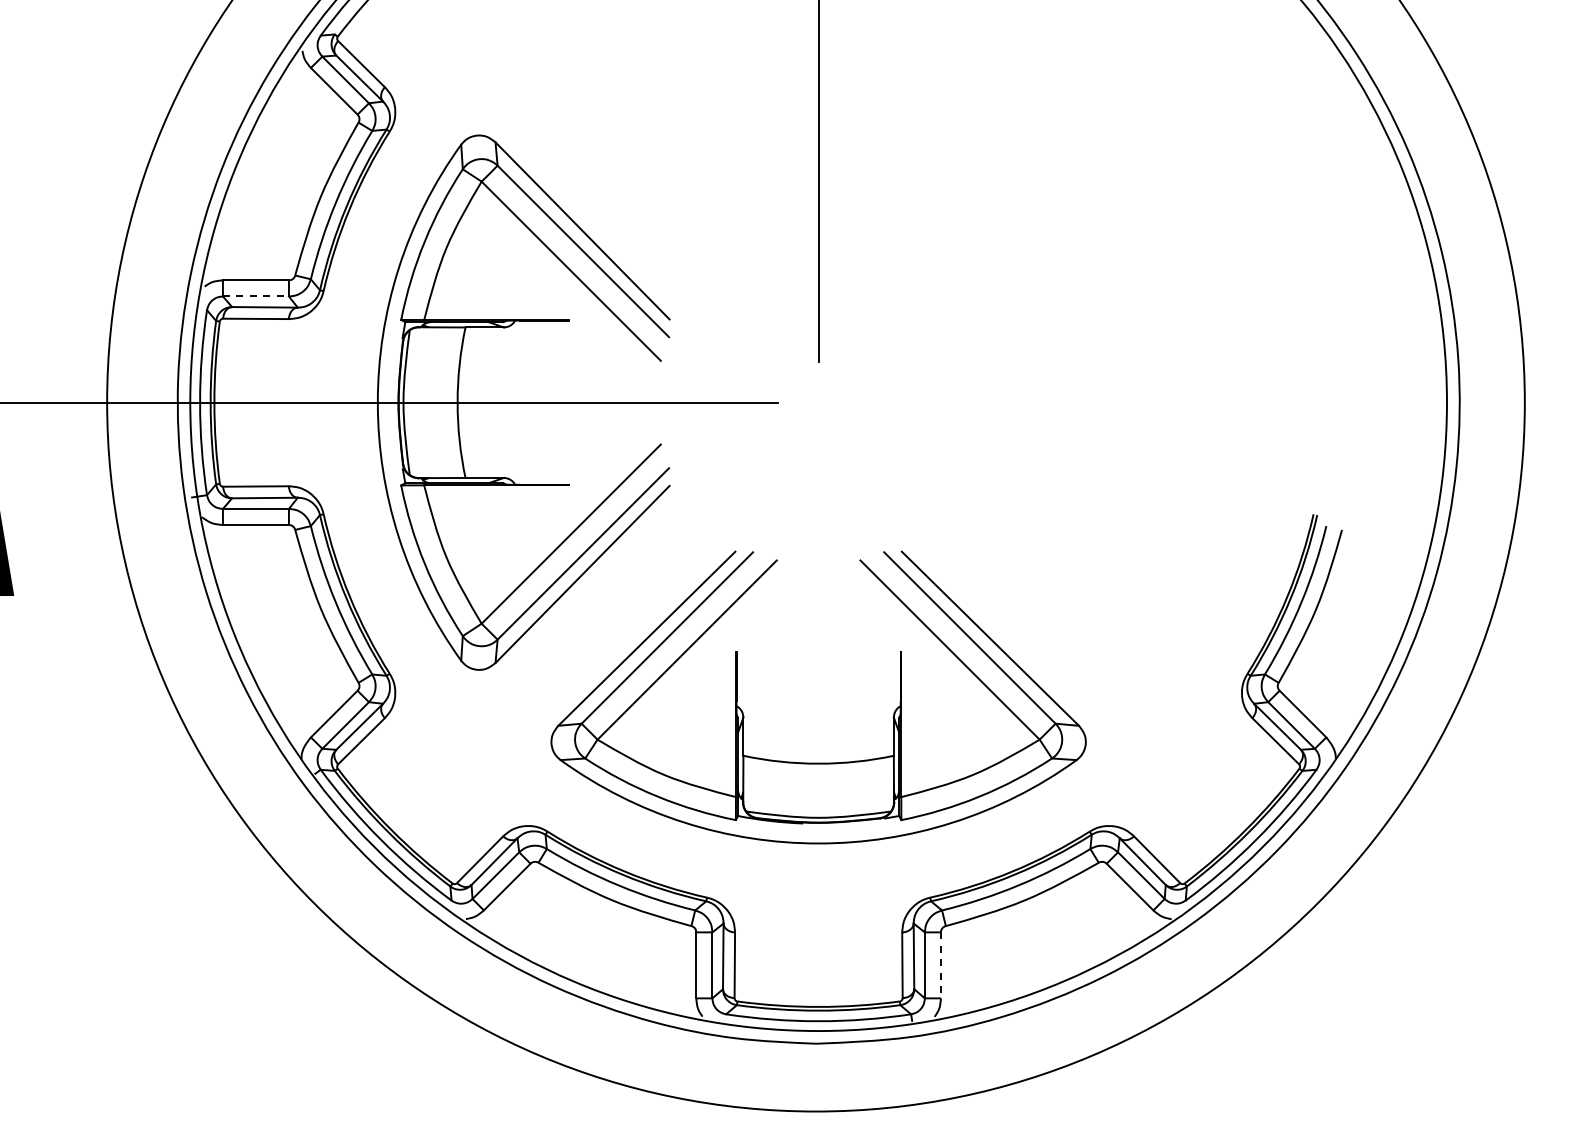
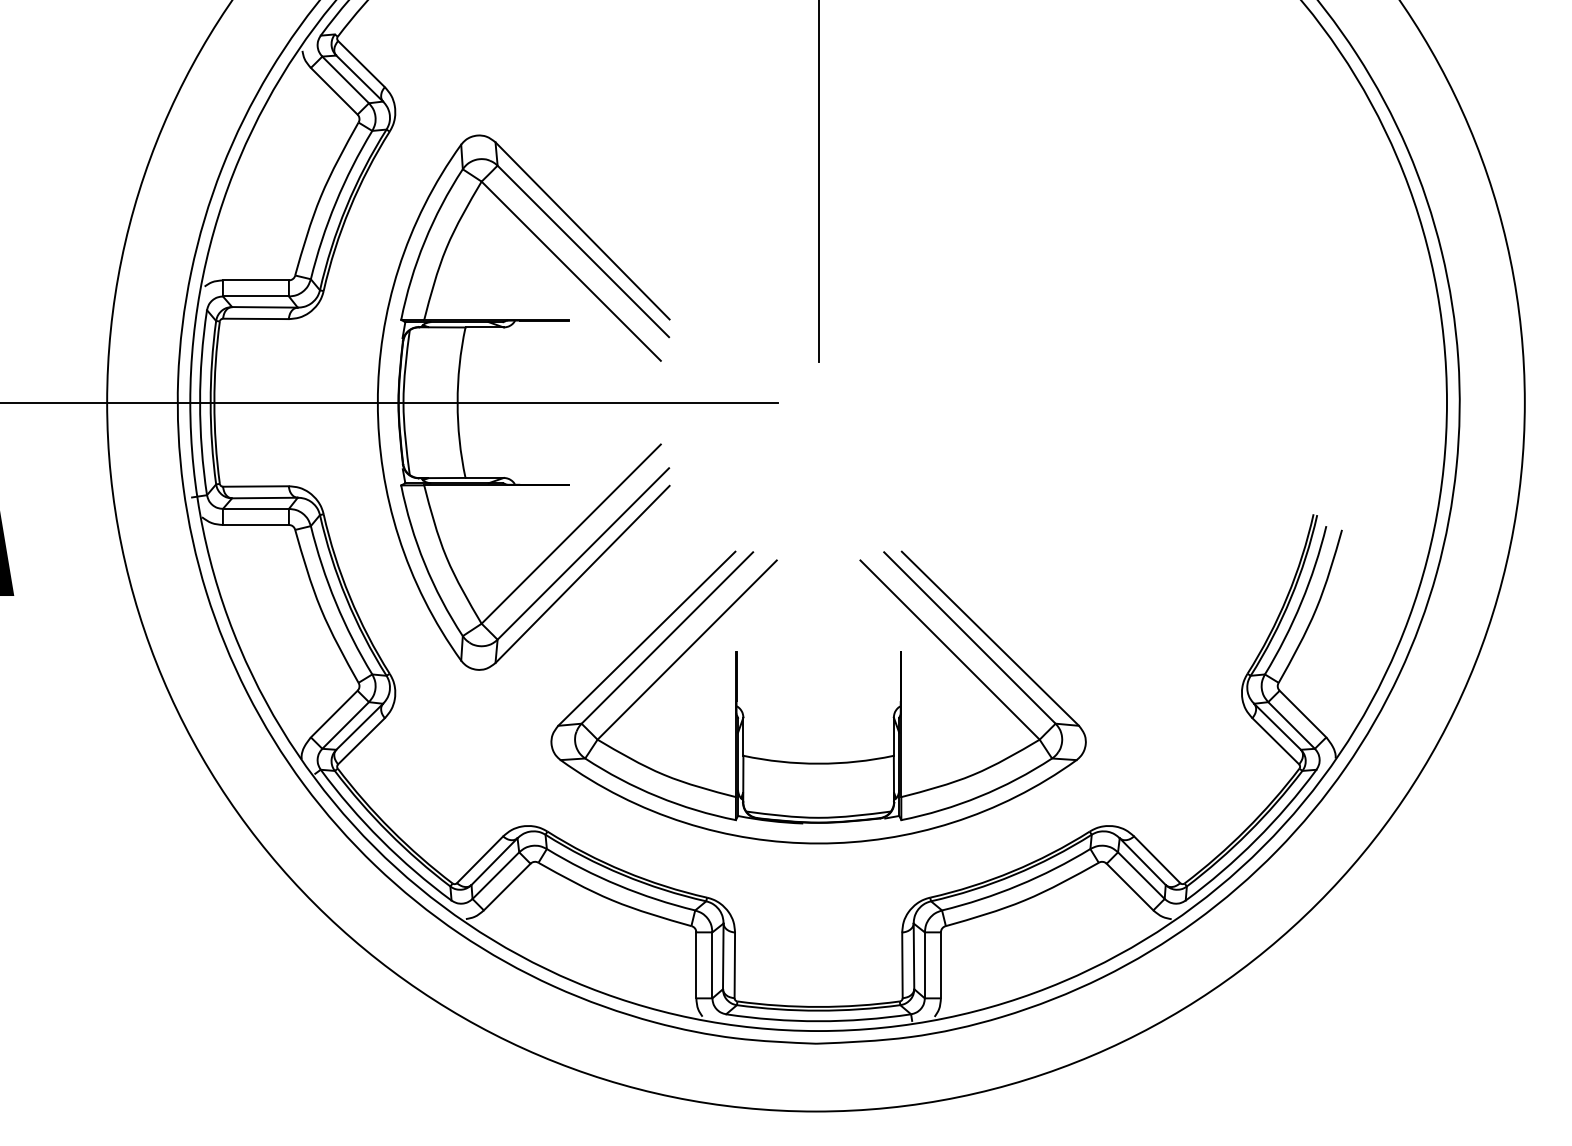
line: dashed -> solid (255, 296)
line: dashed -> solid (940, 965)
